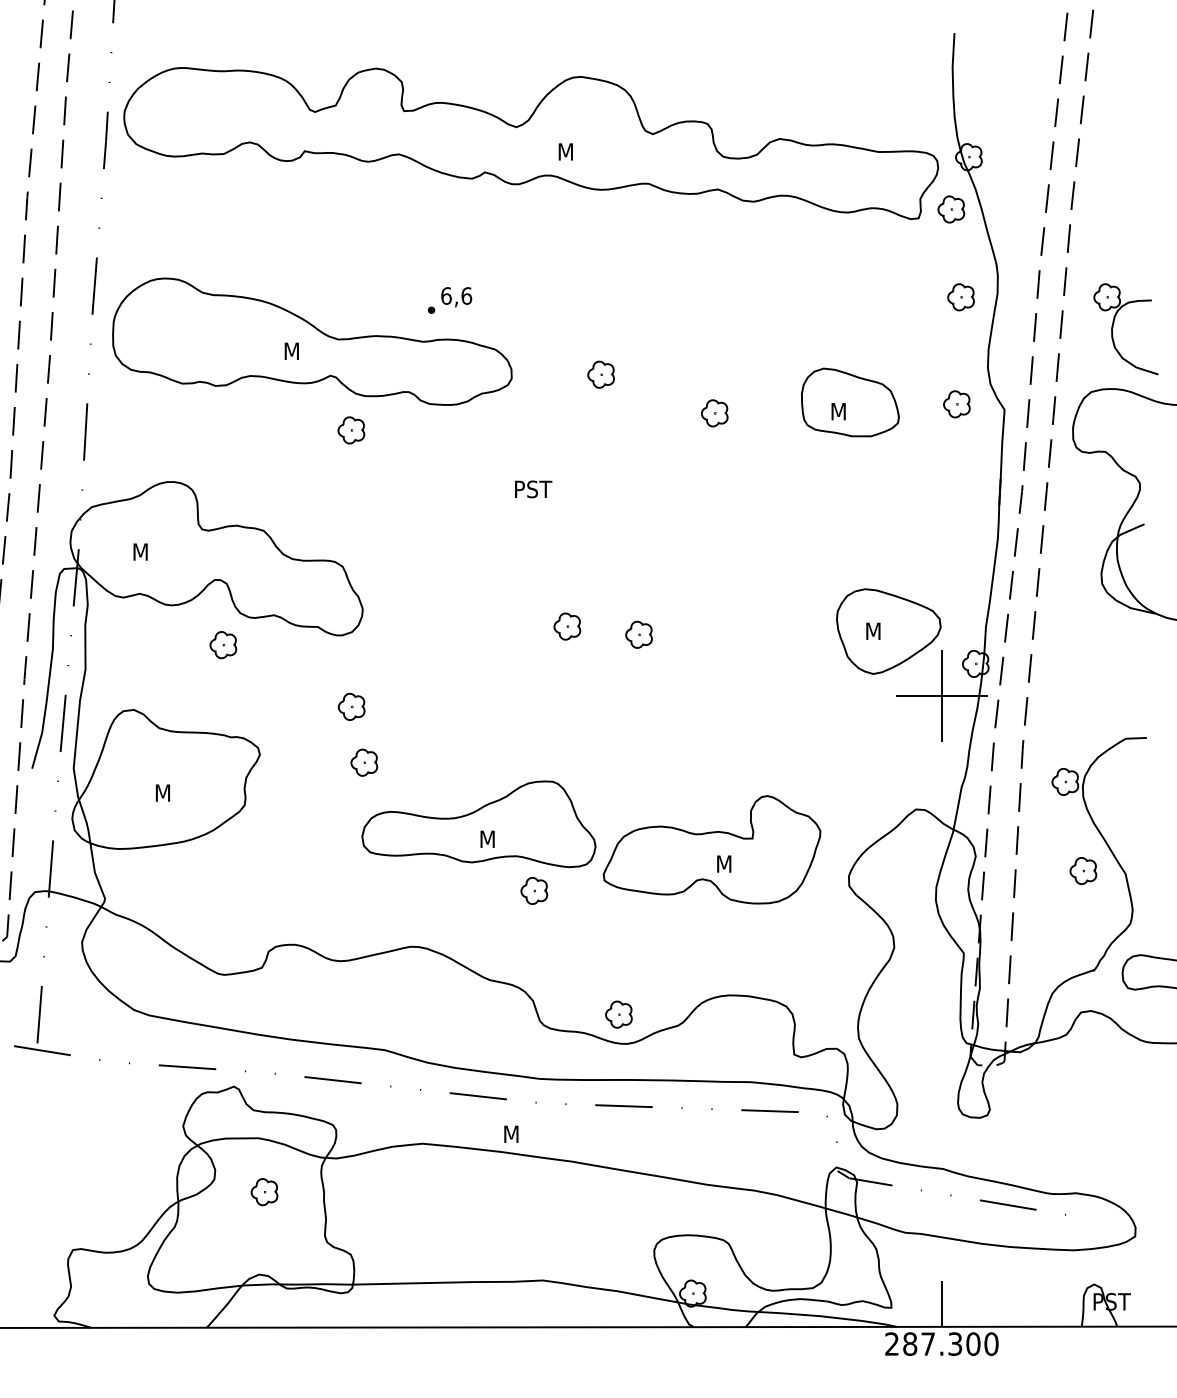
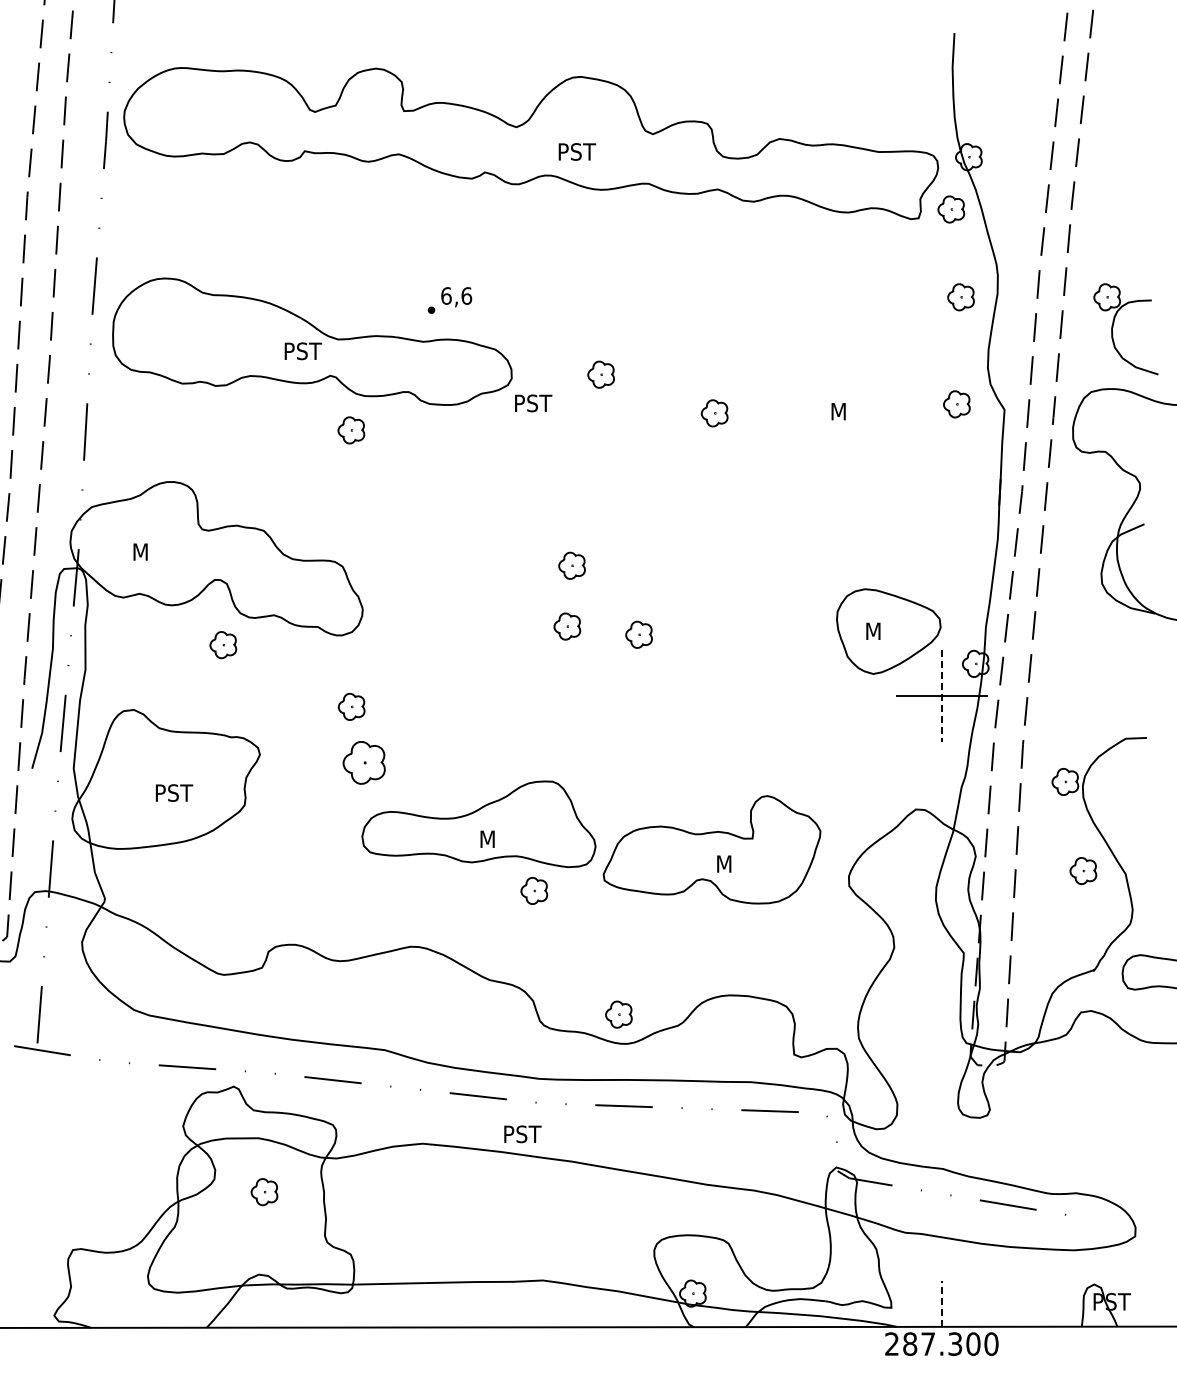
text: M -> PST (578, 151)
text: M -> PST (304, 351)
part: present -> none (850, 402)
text position: (533, 489) -> (533, 403) (533, 403)
part: none -> present (571, 565)
line: solid -> dashed (941, 696)
part size: 29x29 px -> 44x44 px (363, 762)
text: M -> PST (175, 792)
text: M -> PST (523, 1134)
line: solid -> dashed (941, 1303)
